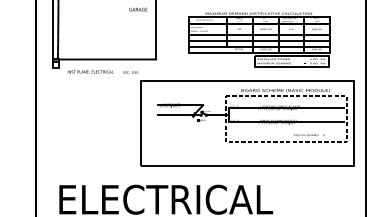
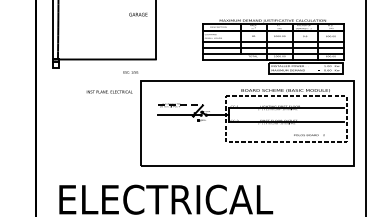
text position: (138, 9) -> (138, 14) (138, 14)
part position: (259, 39) -> (273, 46) (273, 46)
text position: (90, 71) -> (109, 91) (109, 91)
line: solid -> dashed (180, 105)
